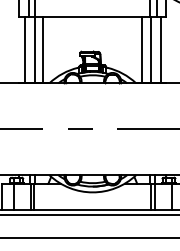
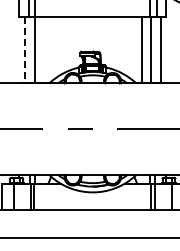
line: present -> none (43, 49)
line: solid -> dashed (24, 50)
line: present -> none (89, 214)
